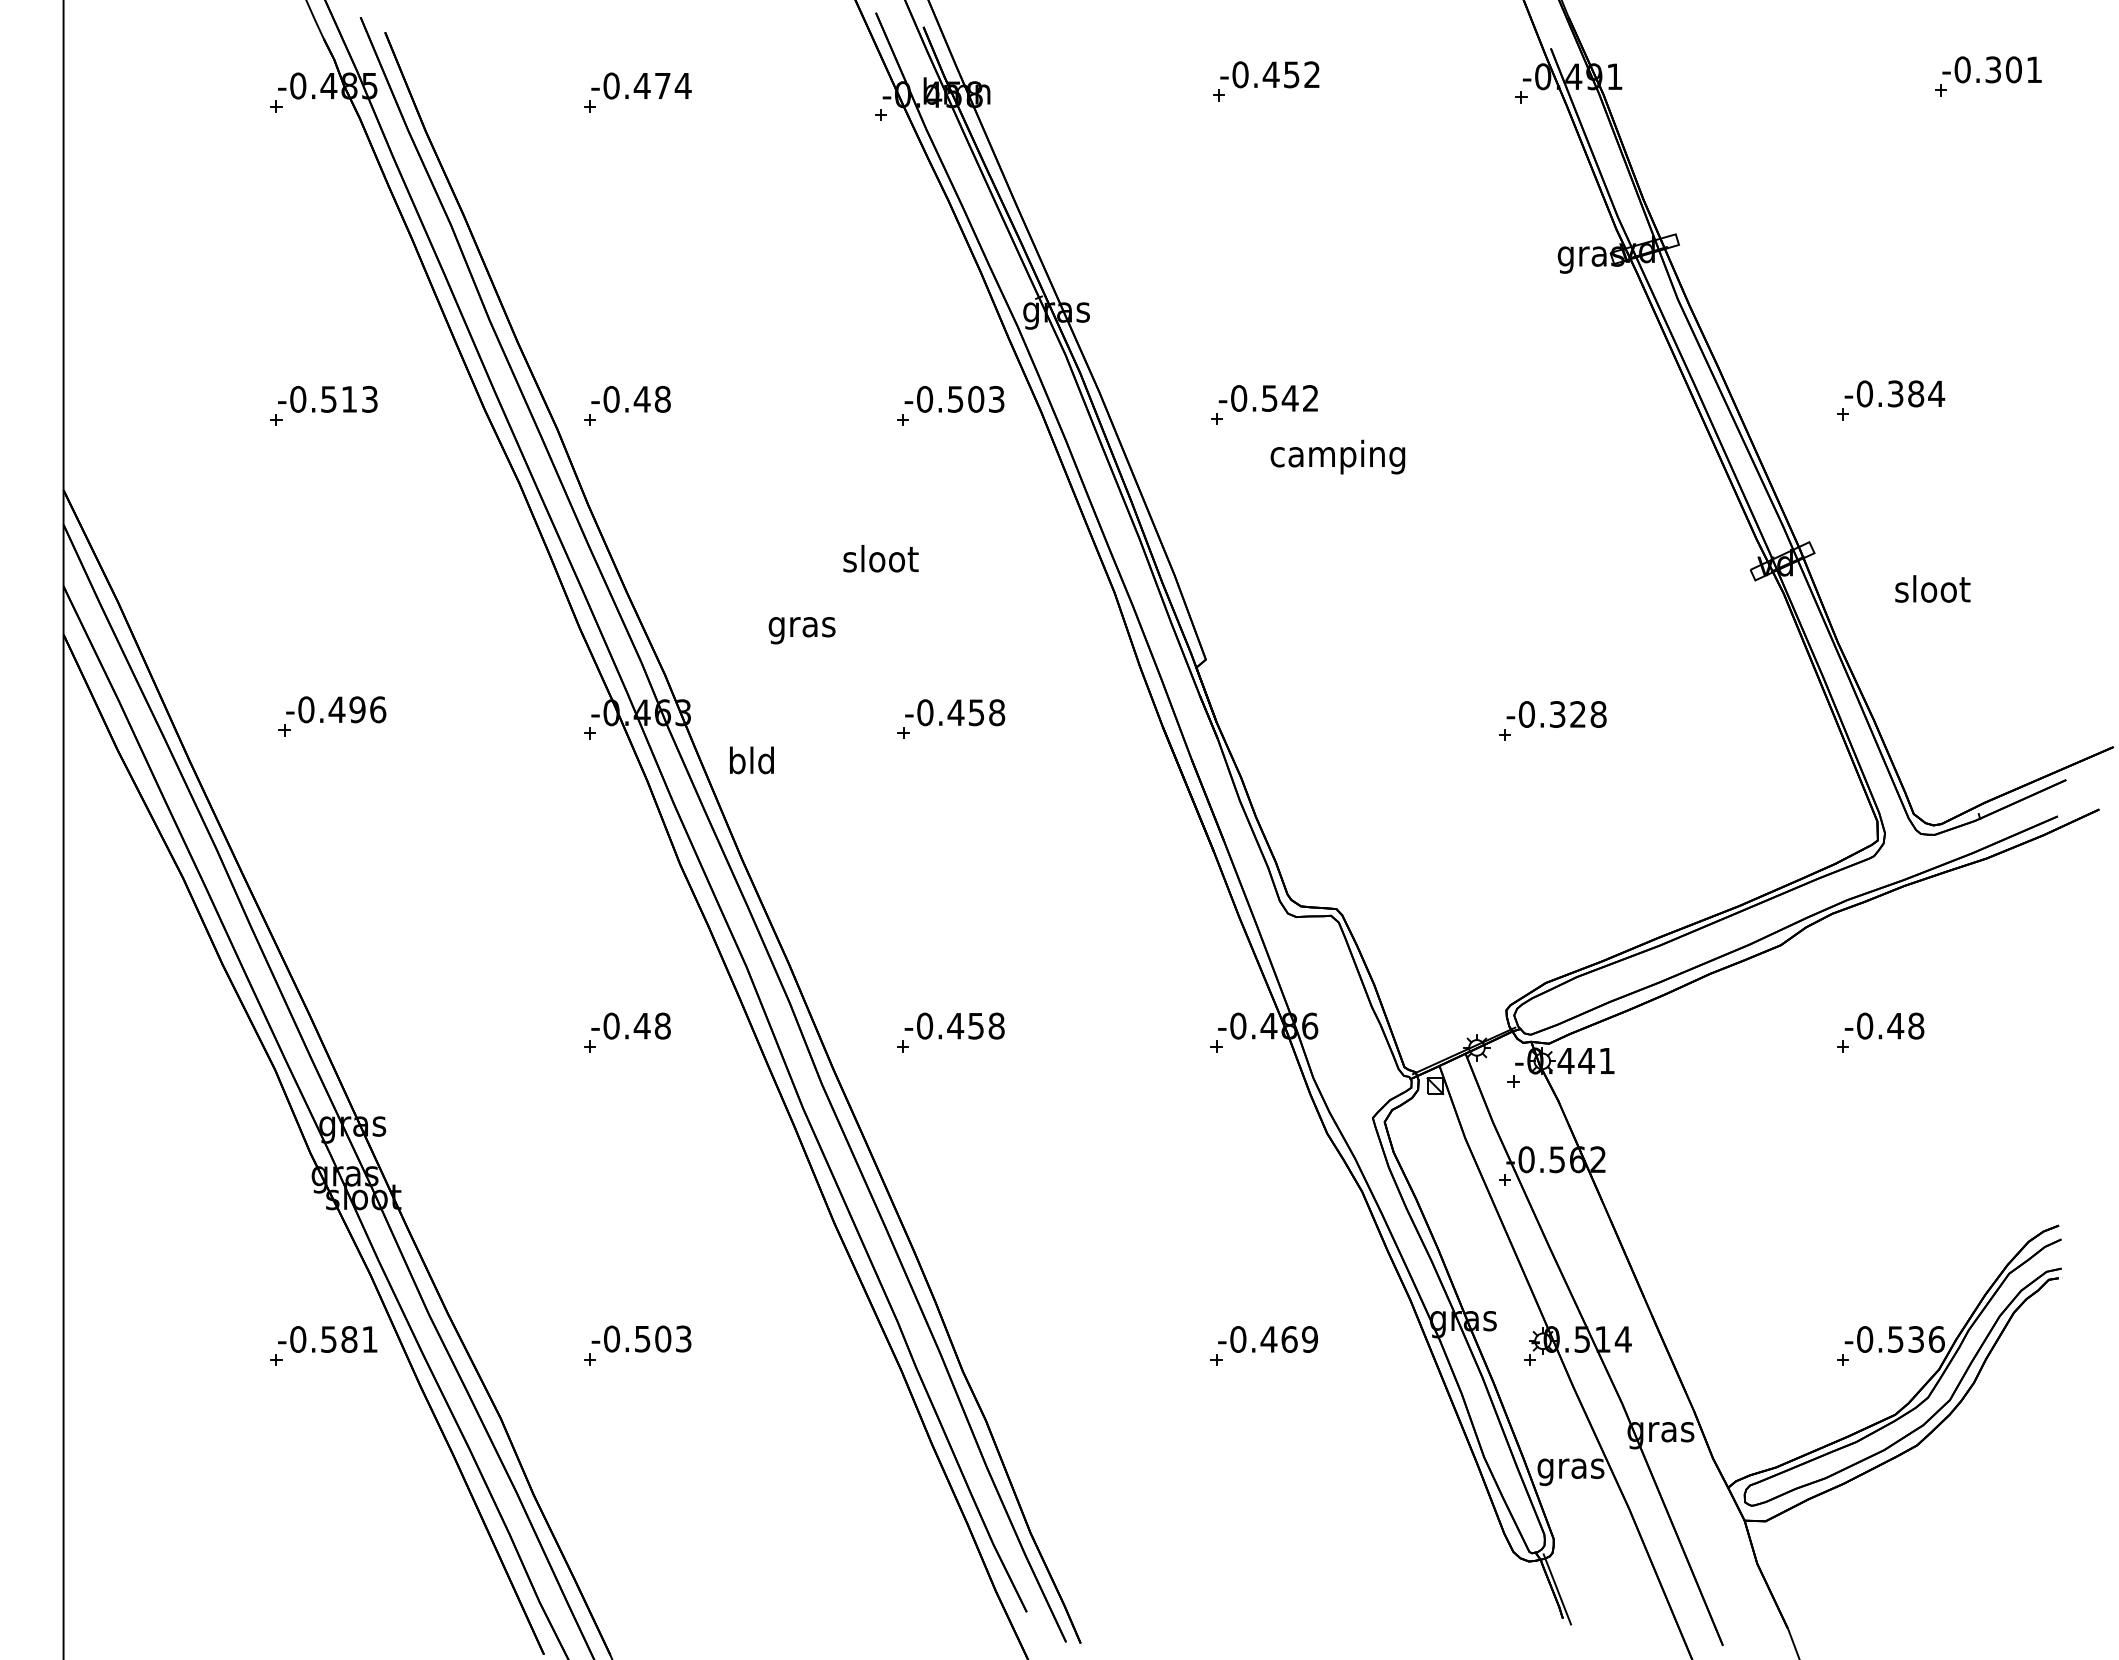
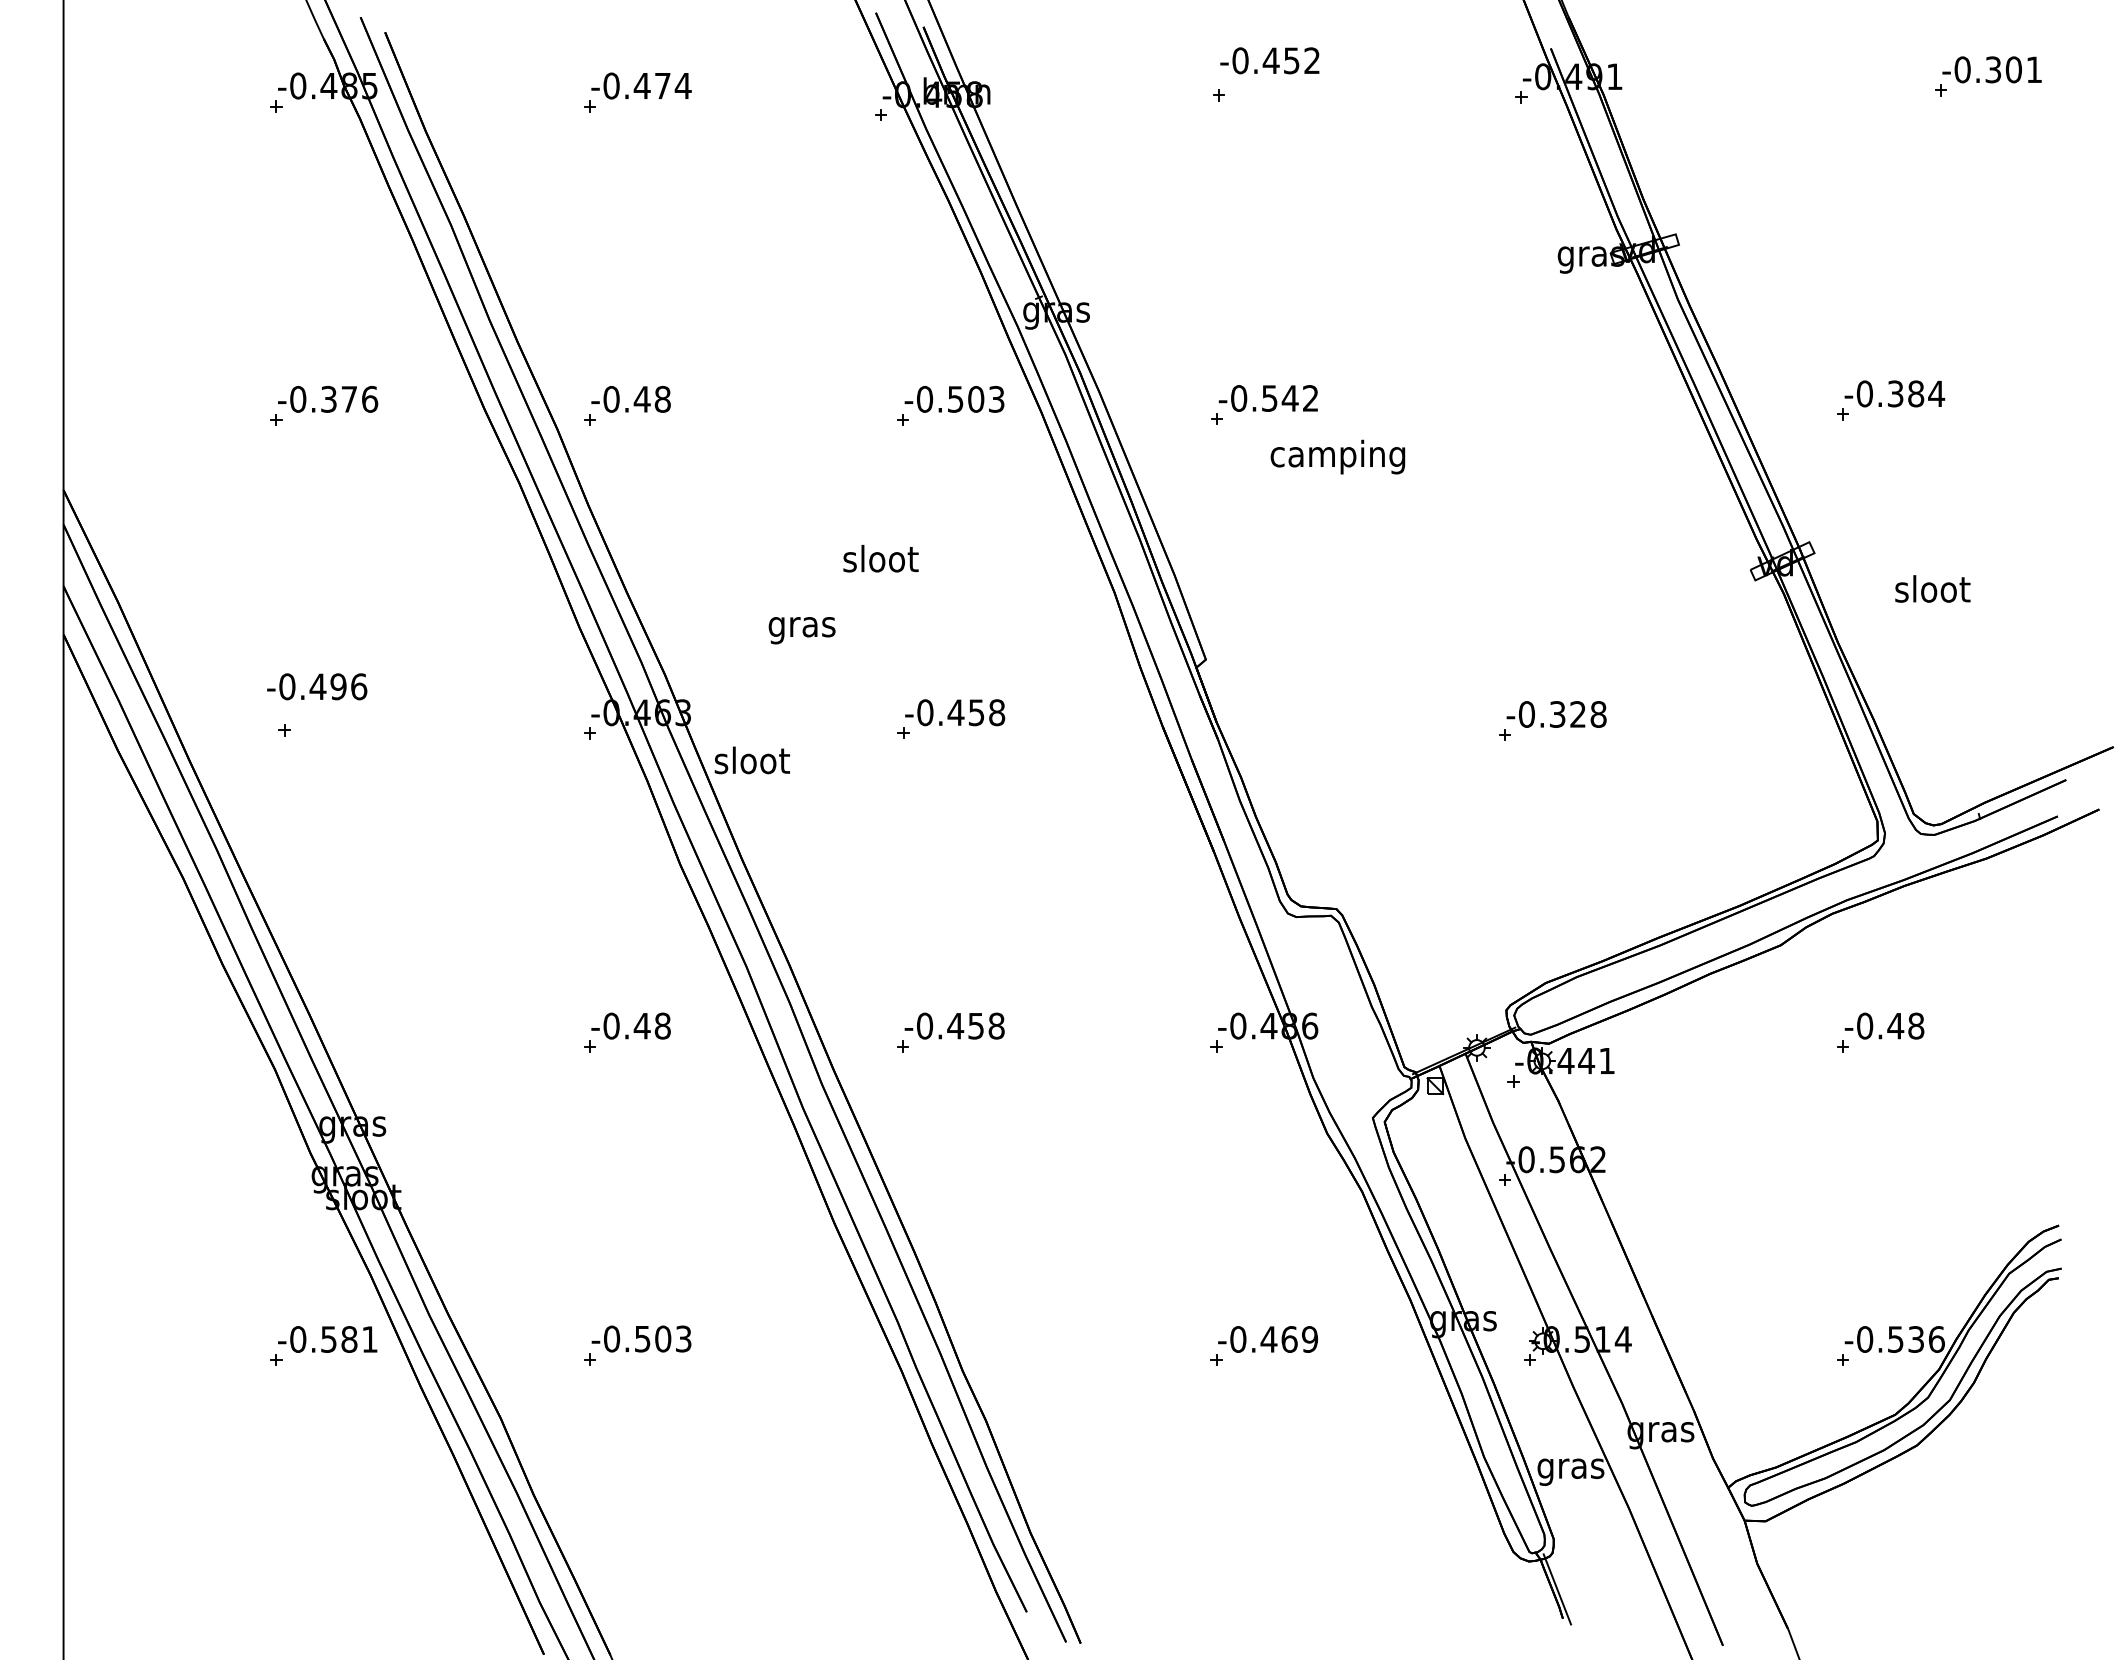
text position: (1269, 74) -> (1269, 60) (1269, 60)
text: -0.513 -> -0.376 (350, 398)
text position: (336, 709) -> (317, 686) (317, 686)
text: bld -> sloot (751, 760)
